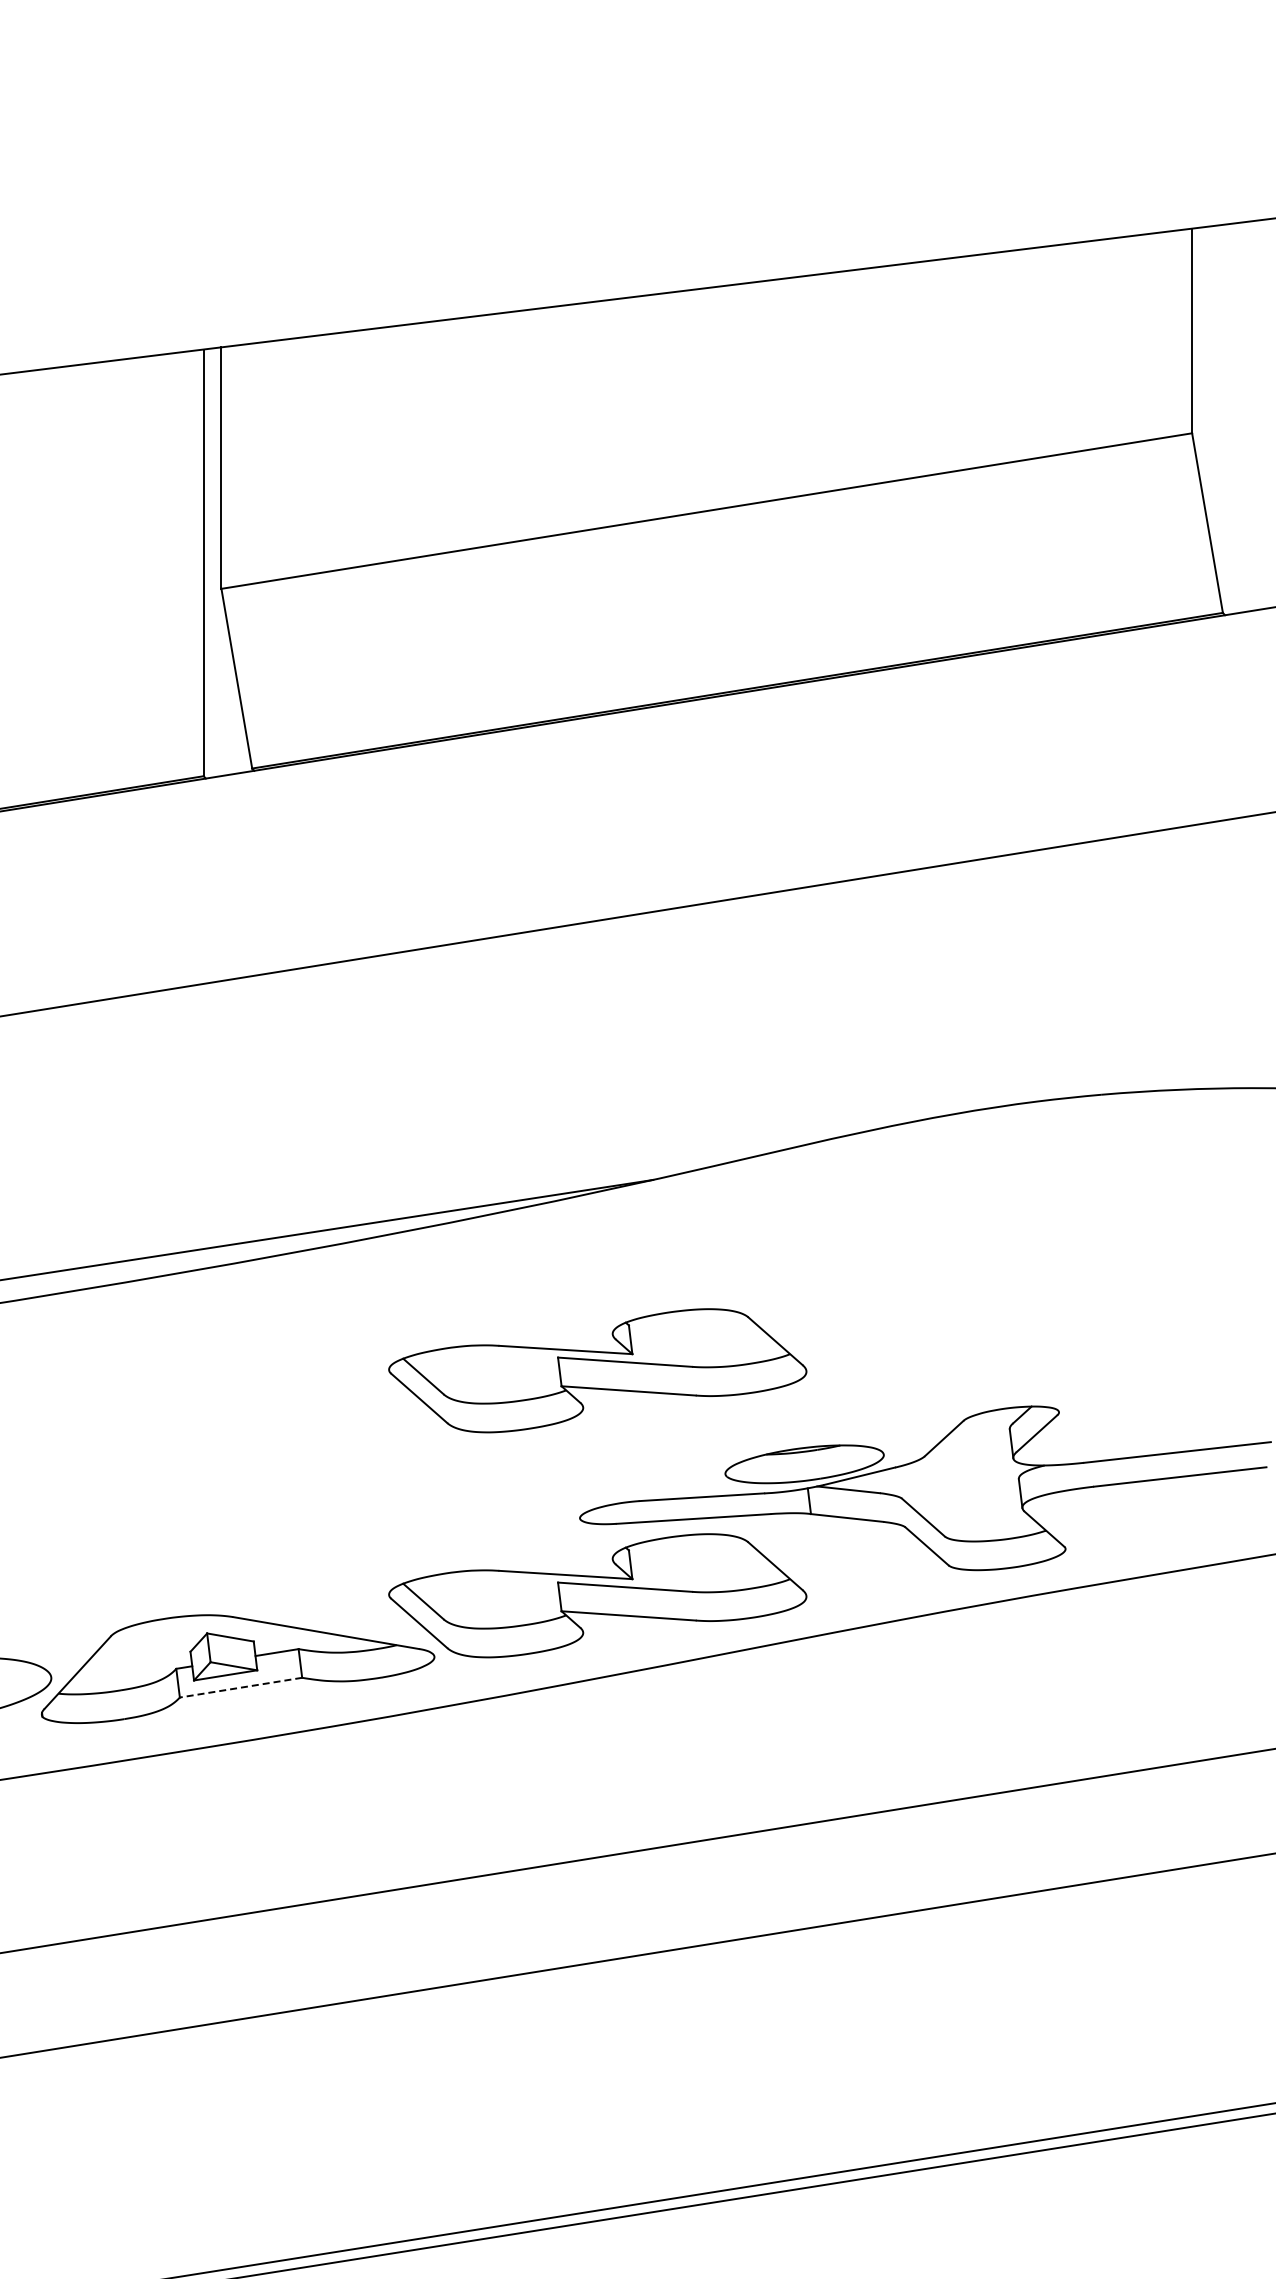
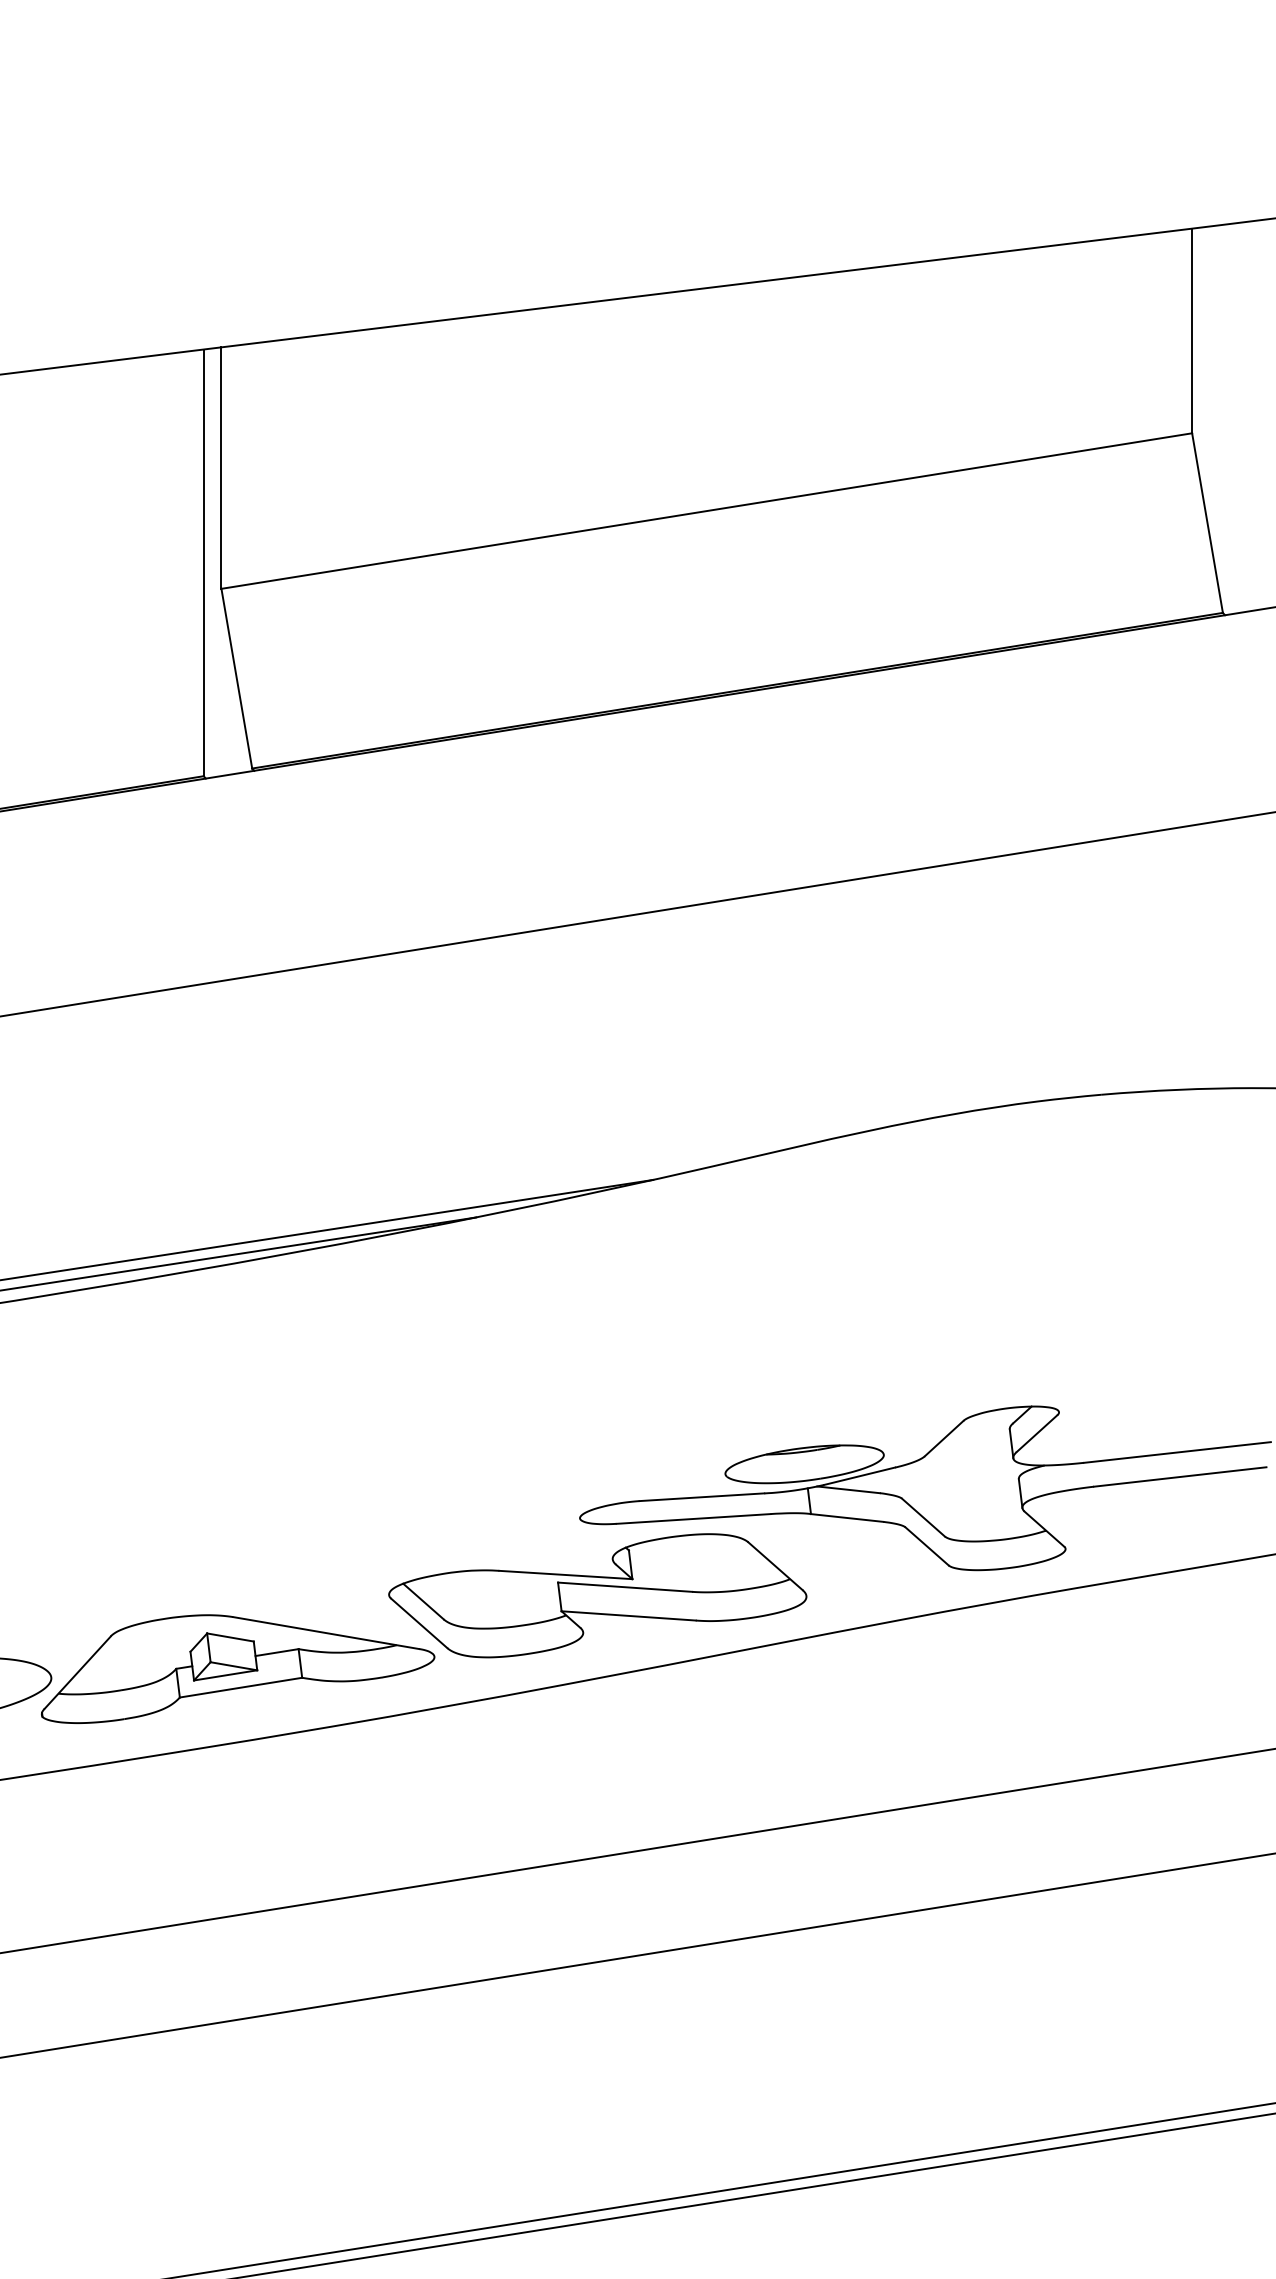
line: none -> present (239, 1253)
part: present -> none (597, 1370)
line: dashed -> solid (241, 1687)
